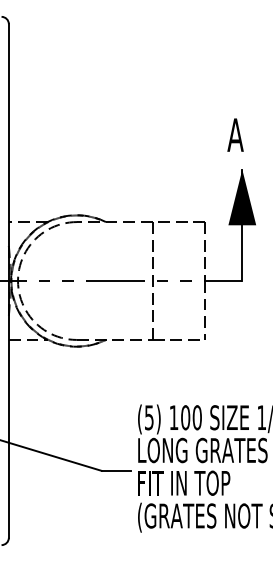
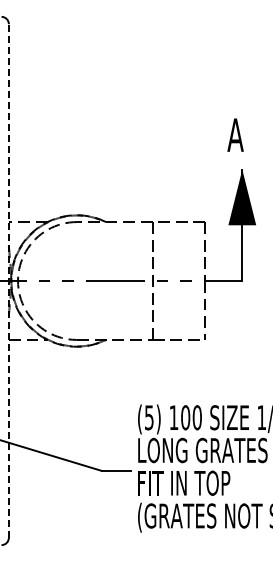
line: solid -> dashed (8, 280)
